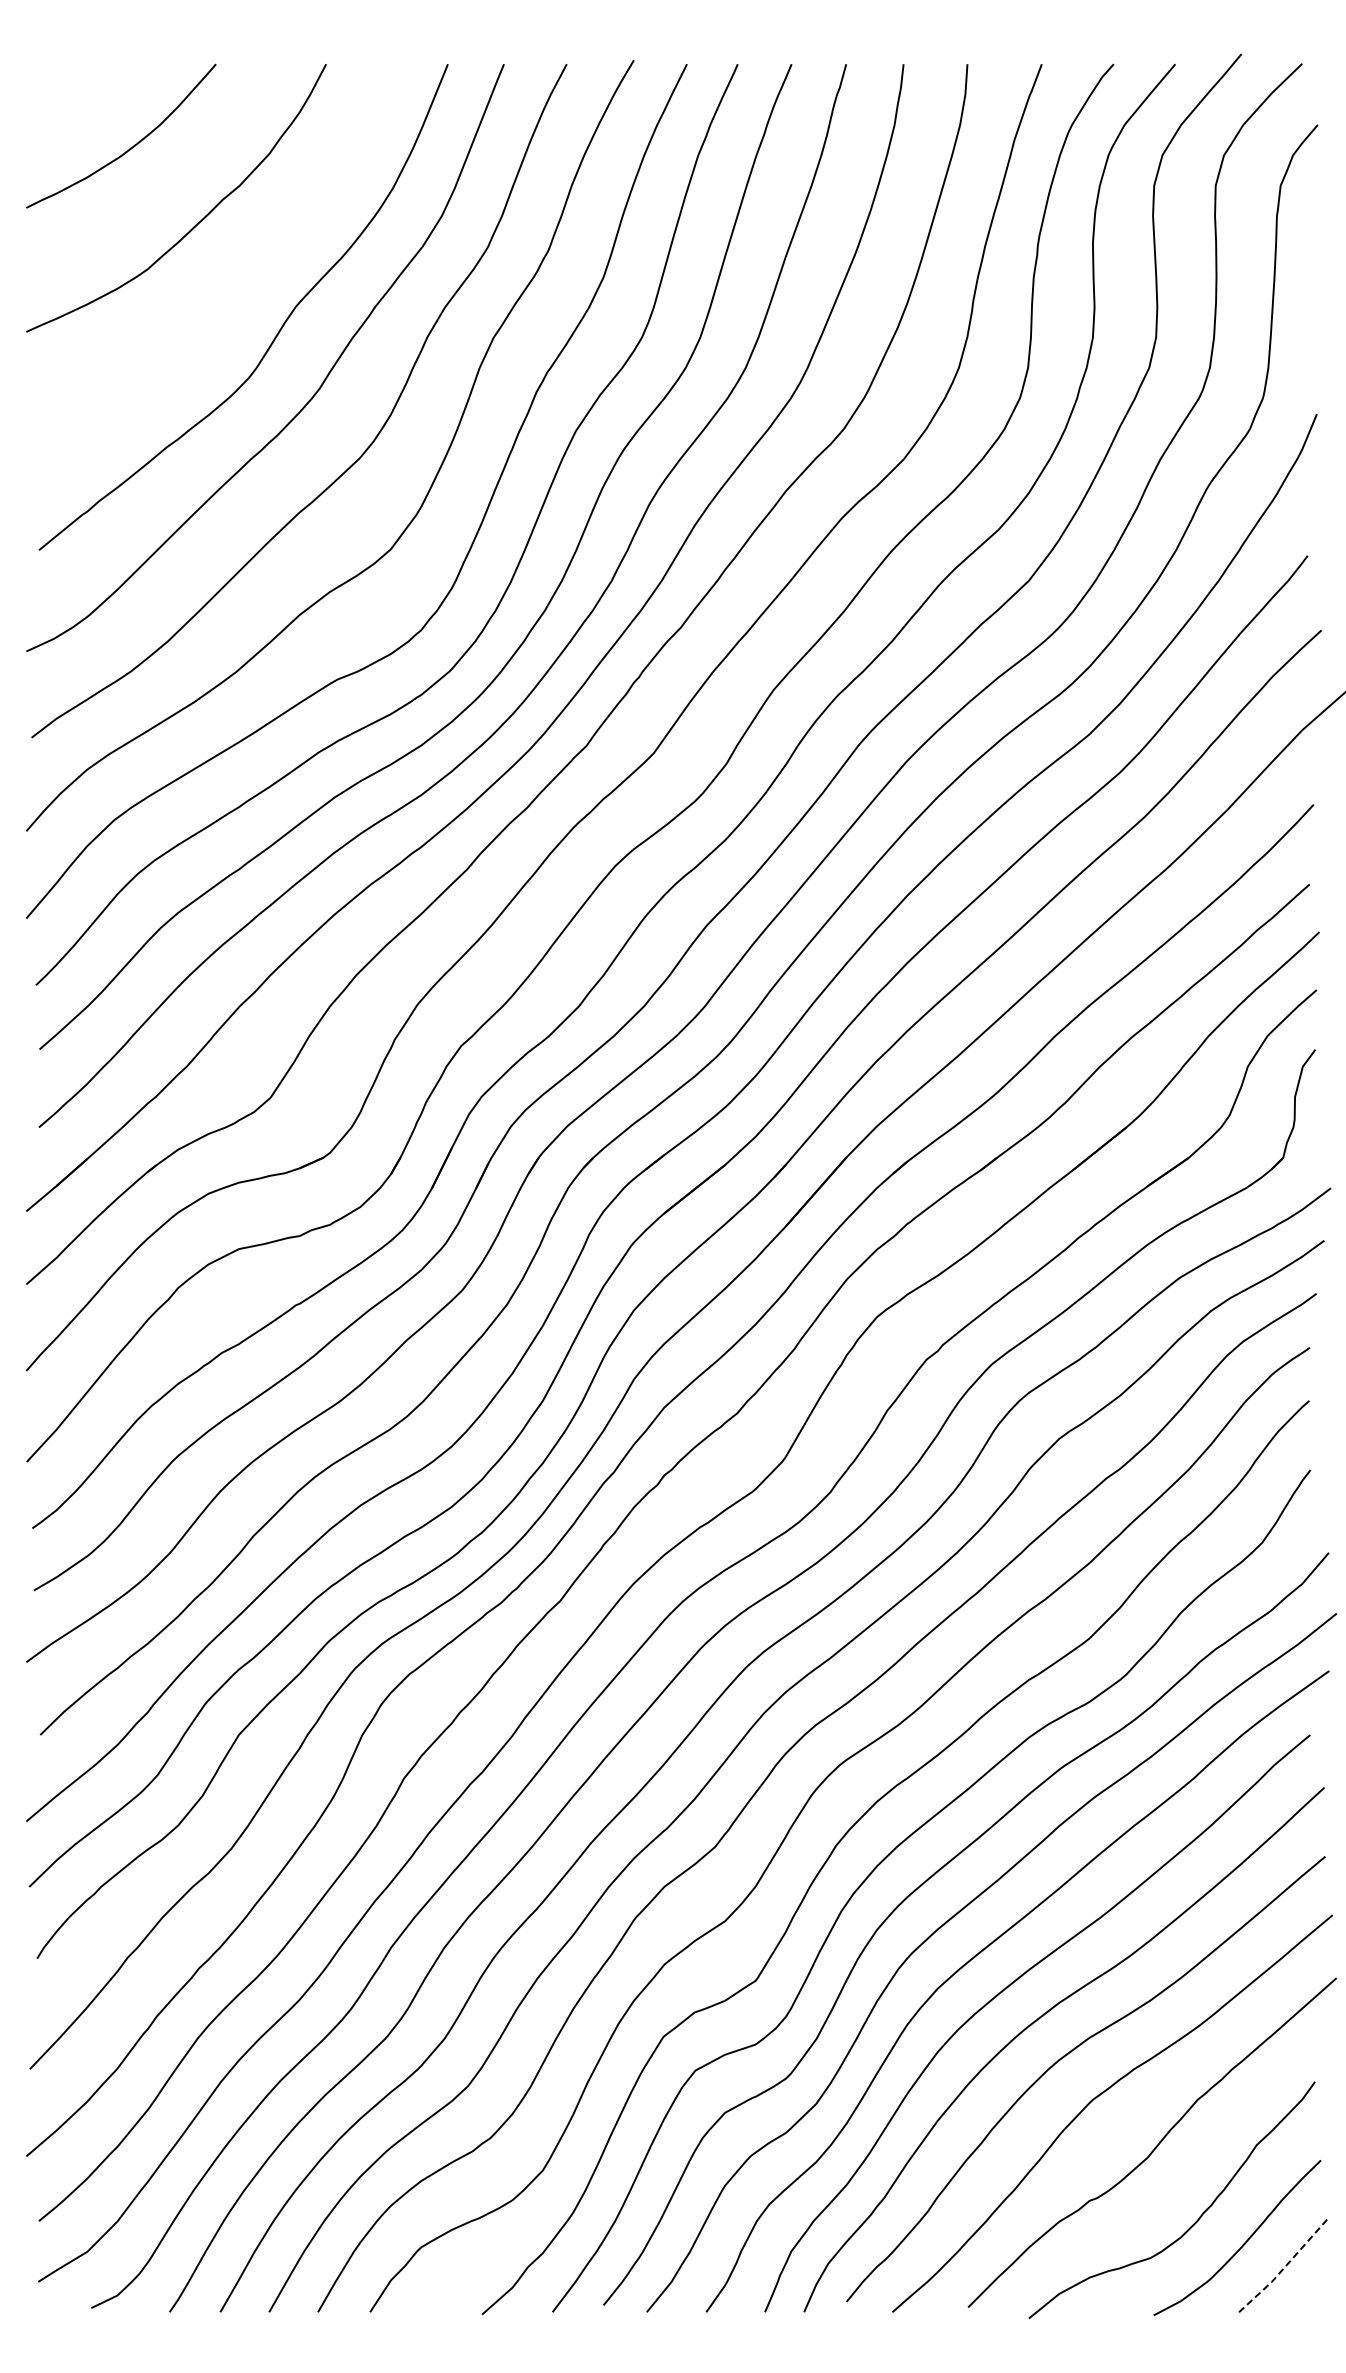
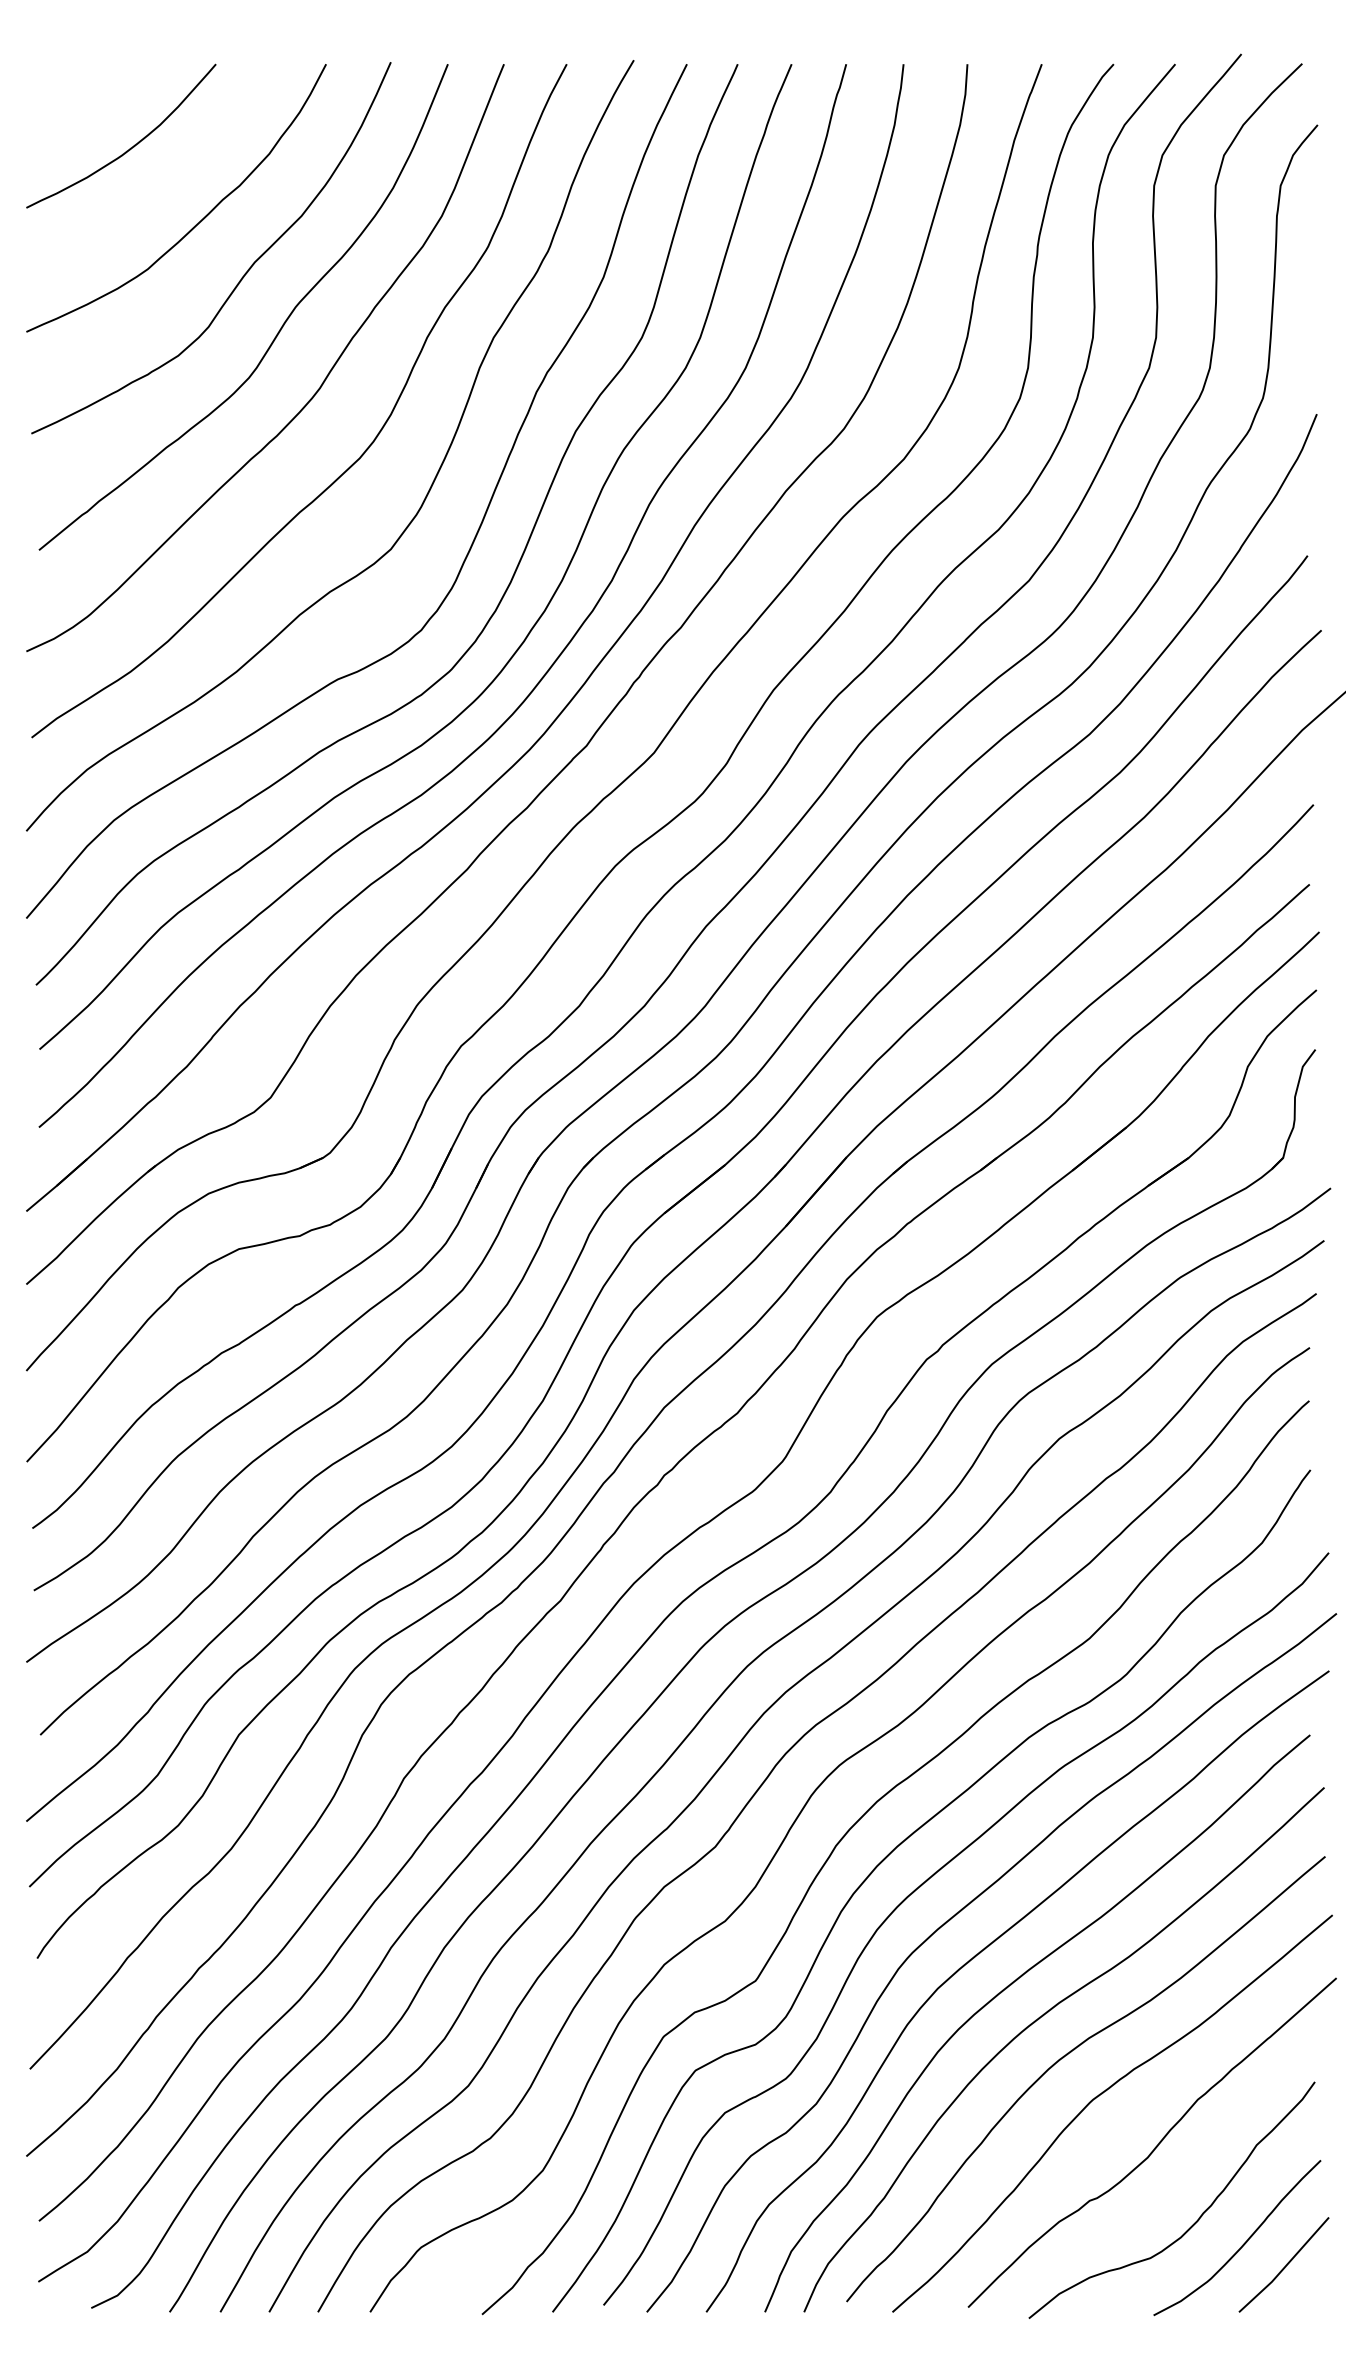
curve: none -> present (244, 273)
line: dashed -> solid (1285, 2266)
